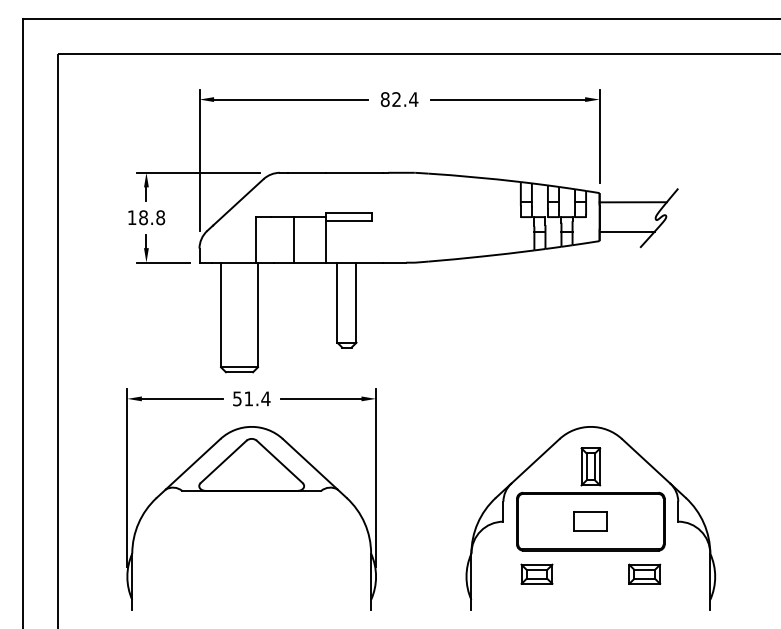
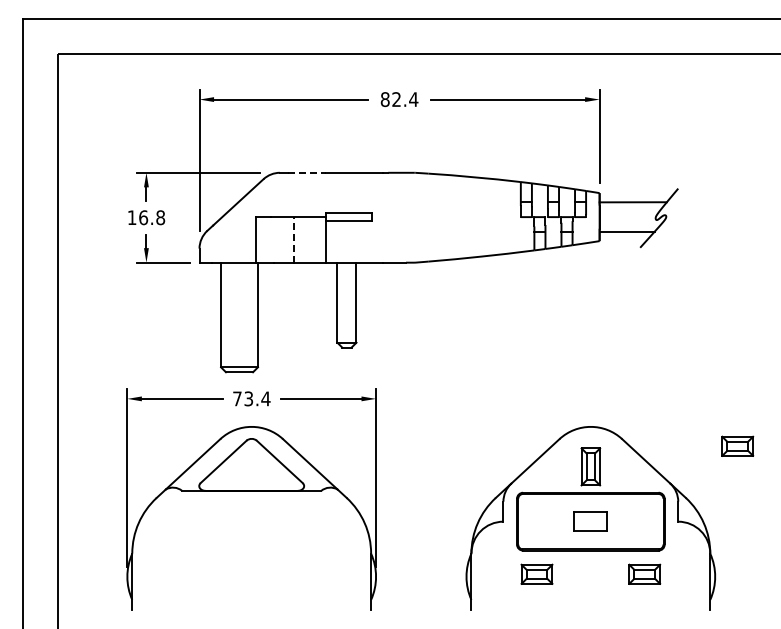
line: solid -> dashed (307, 172)
text: 18.8 -> 16.8 (143, 217)
line: solid -> dashed (294, 239)
text: 51.4 -> 73.4 (243, 398)
part: none -> present (737, 445)
